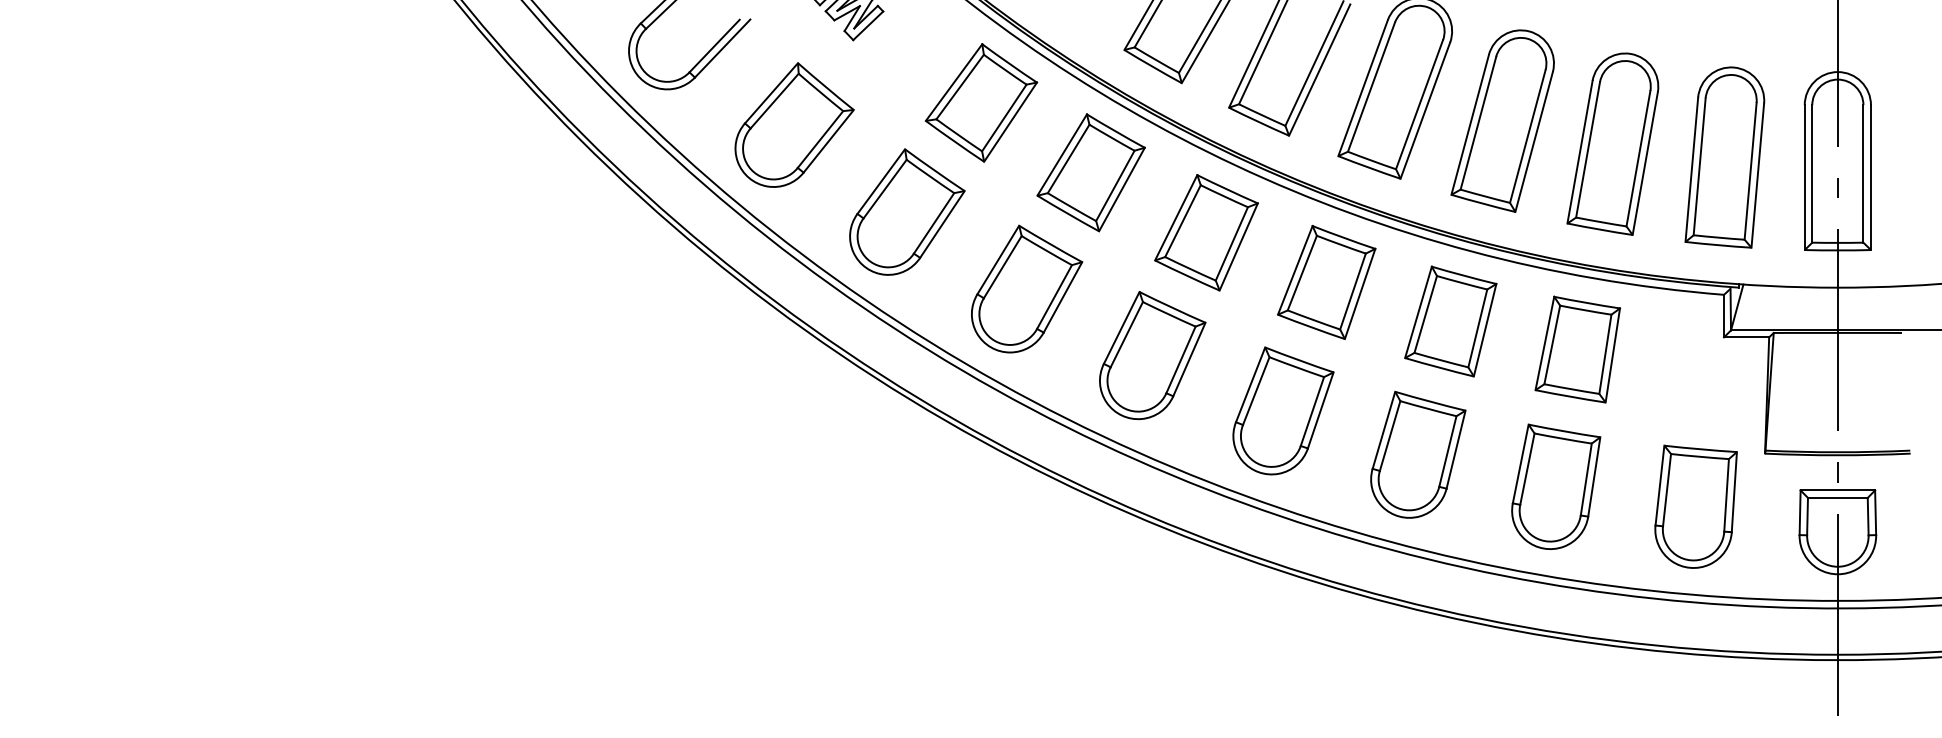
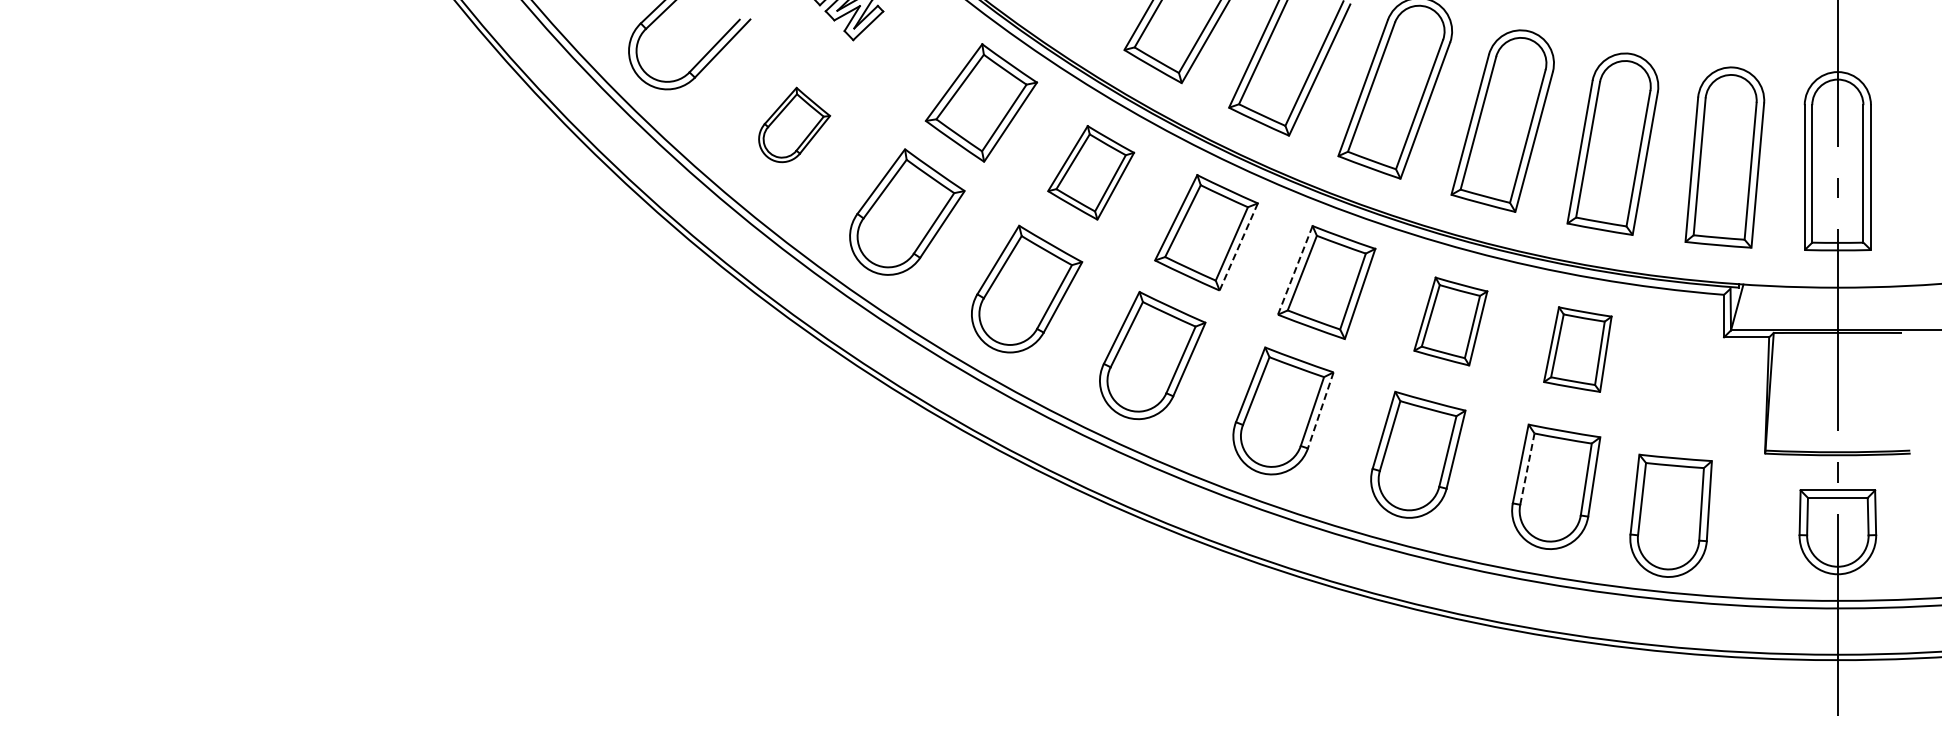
part size: 121x126 px -> 74x78 px (794, 124)
part size: 110x120 px -> 89x96 px (1091, 172)
line: solid -> dashed (1238, 246)
line: solid -> dashed (1295, 270)
part size: 94x113 px -> 76x91 px (1450, 321)
part size: 88x109 px -> 70x87 px (1577, 349)
line: solid -> dashed (1320, 410)
line: solid -> dashed (1527, 468)
part position: (1695, 506) -> (1670, 515) (1670, 515)
